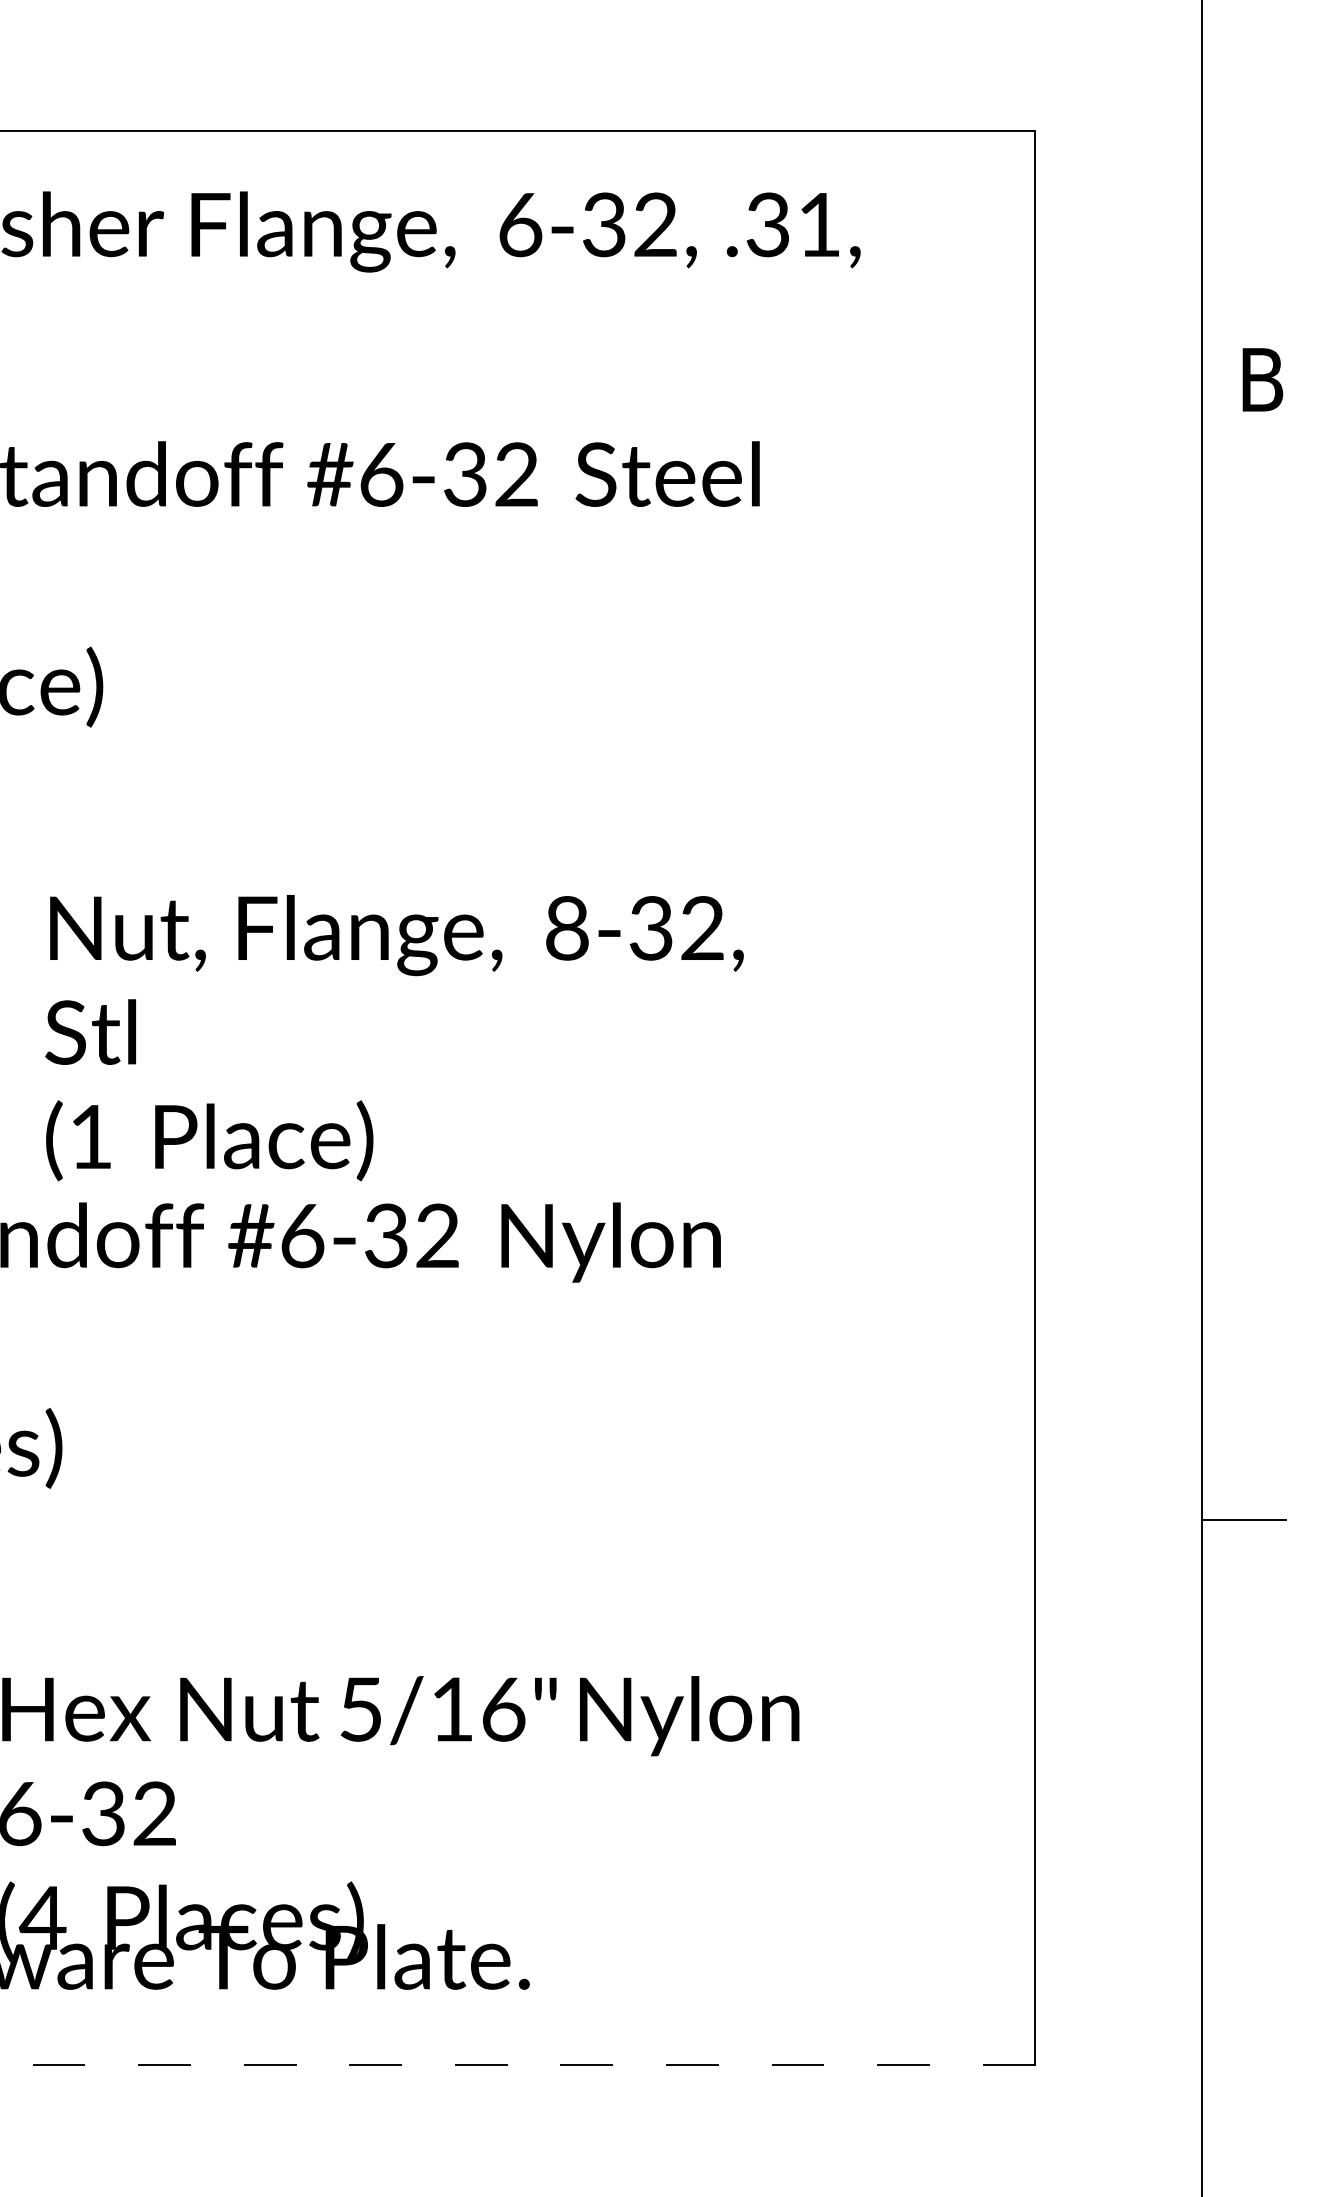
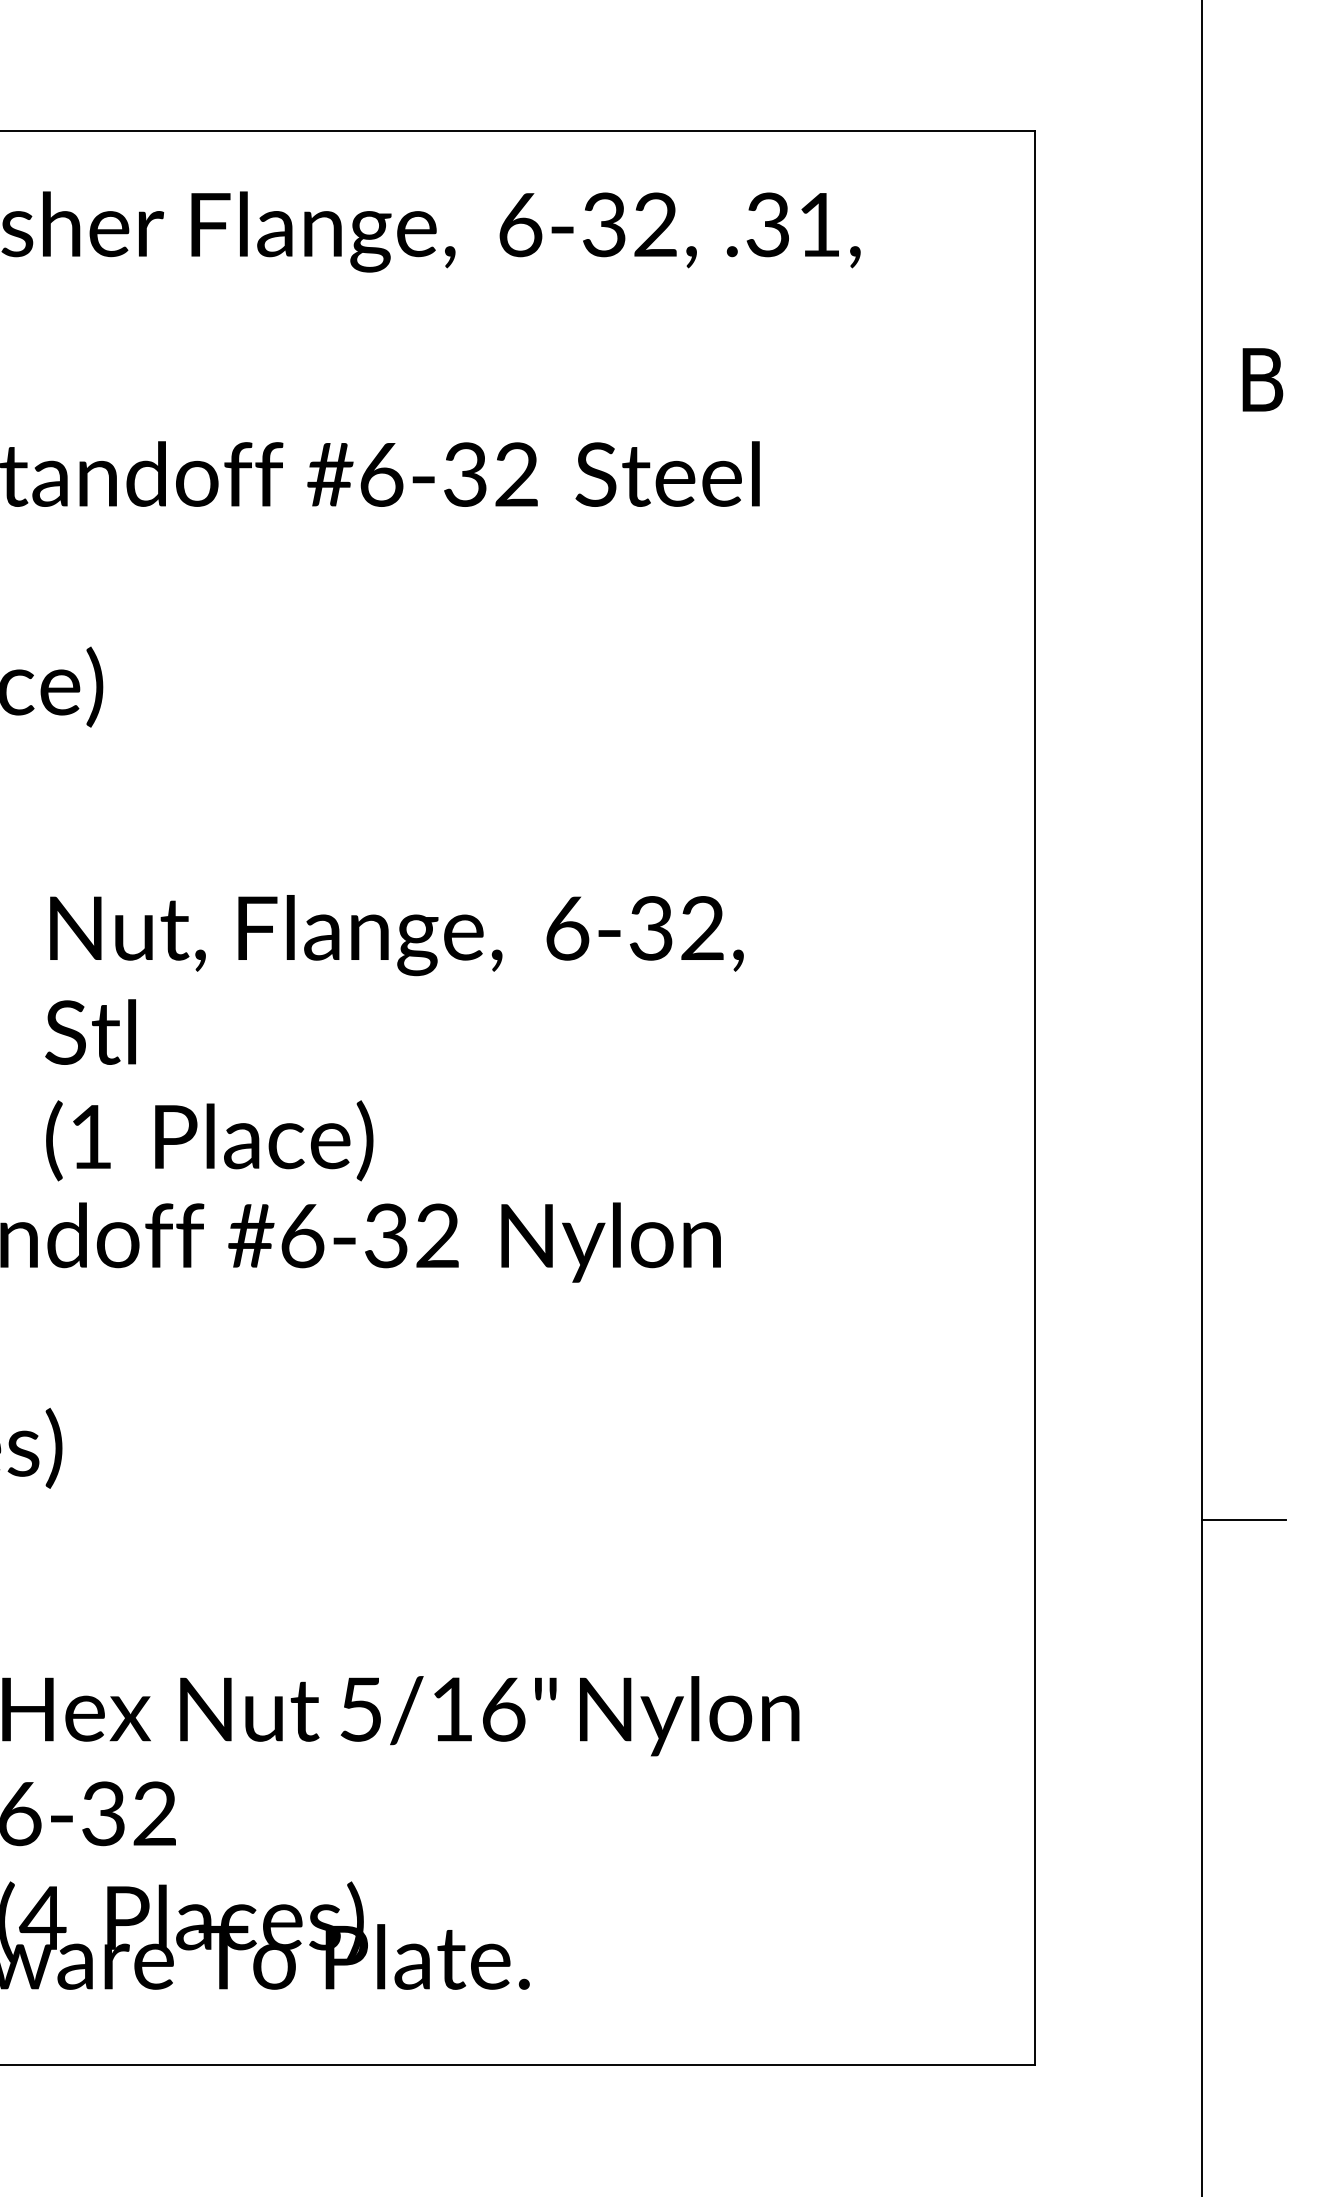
text: 8-32, -> 6-32, (567, 928)
line: dashed -> solid (517, 2065)
